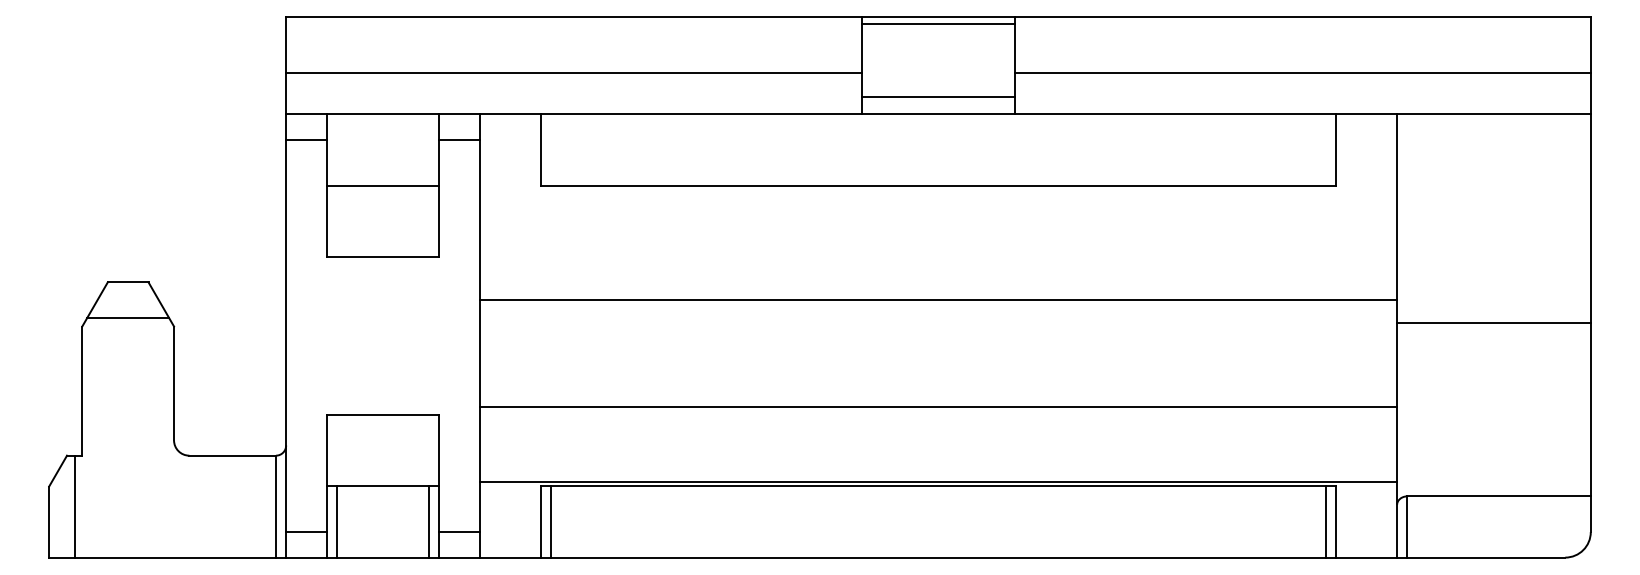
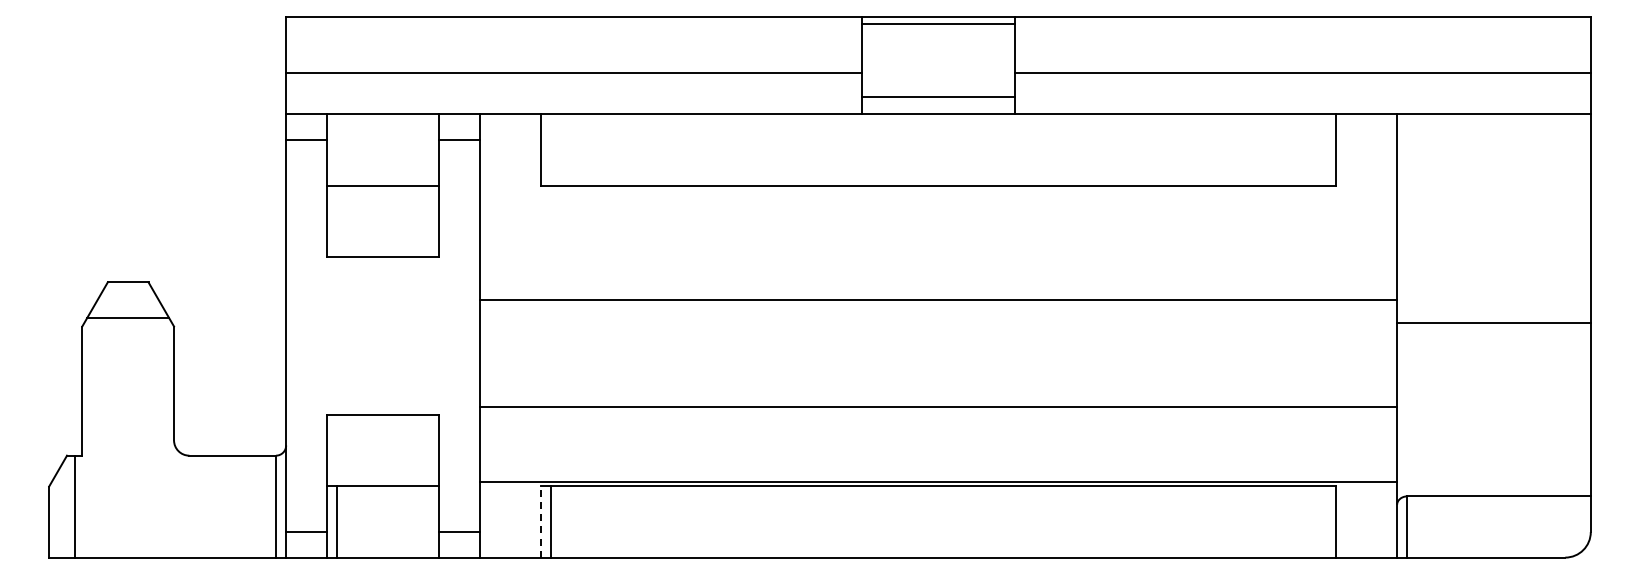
line: present -> none (428, 521)
line: solid -> dashed (540, 521)
line: present -> none (1325, 521)
